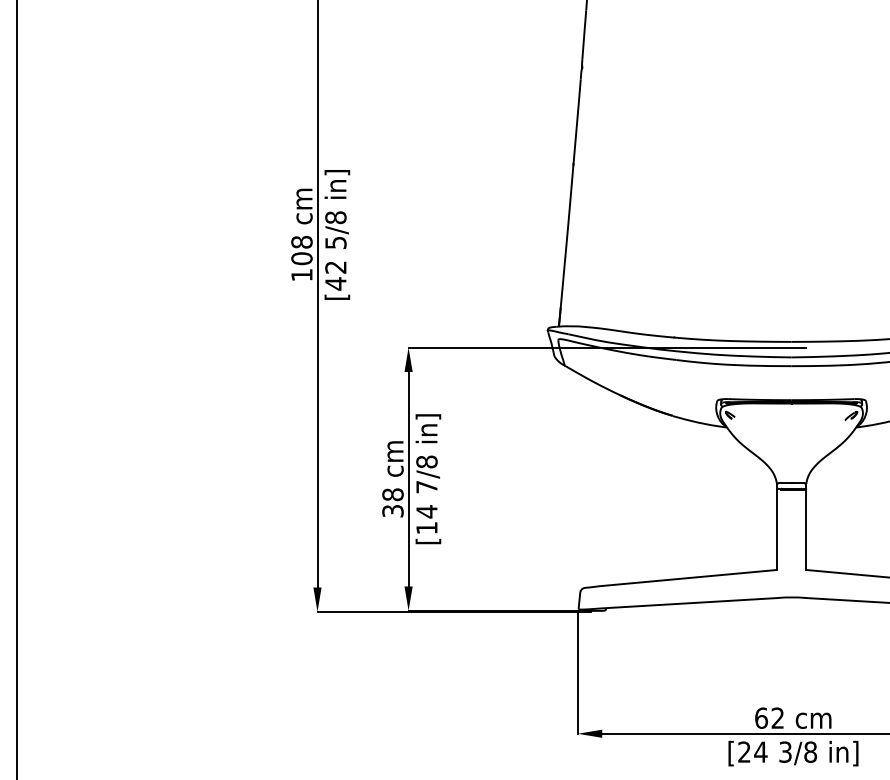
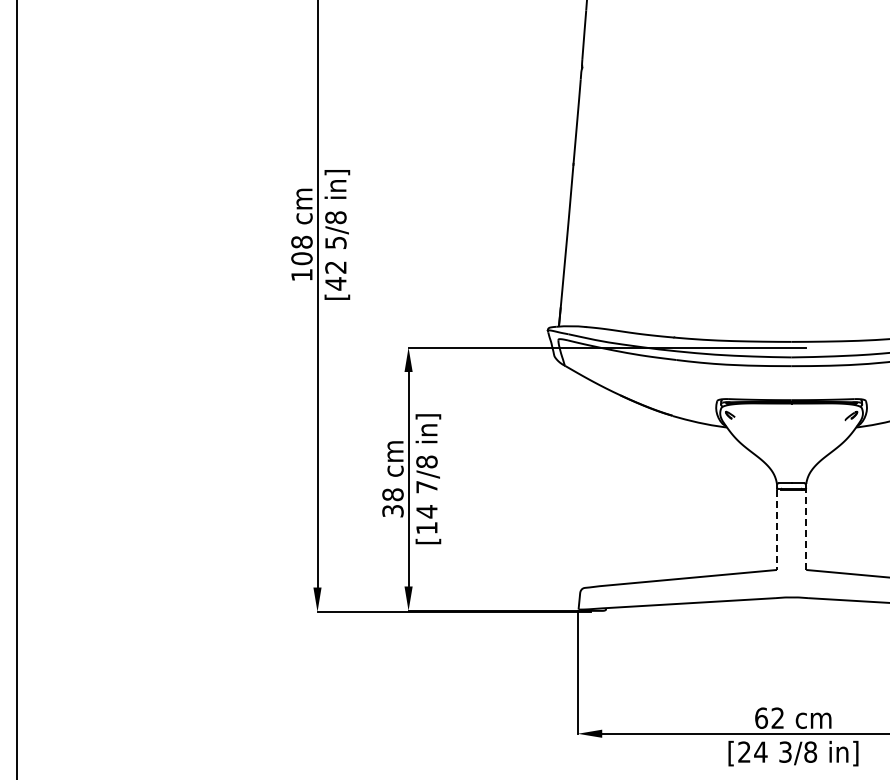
line: solid -> dashed (806, 529)
line: solid -> dashed (776, 530)
